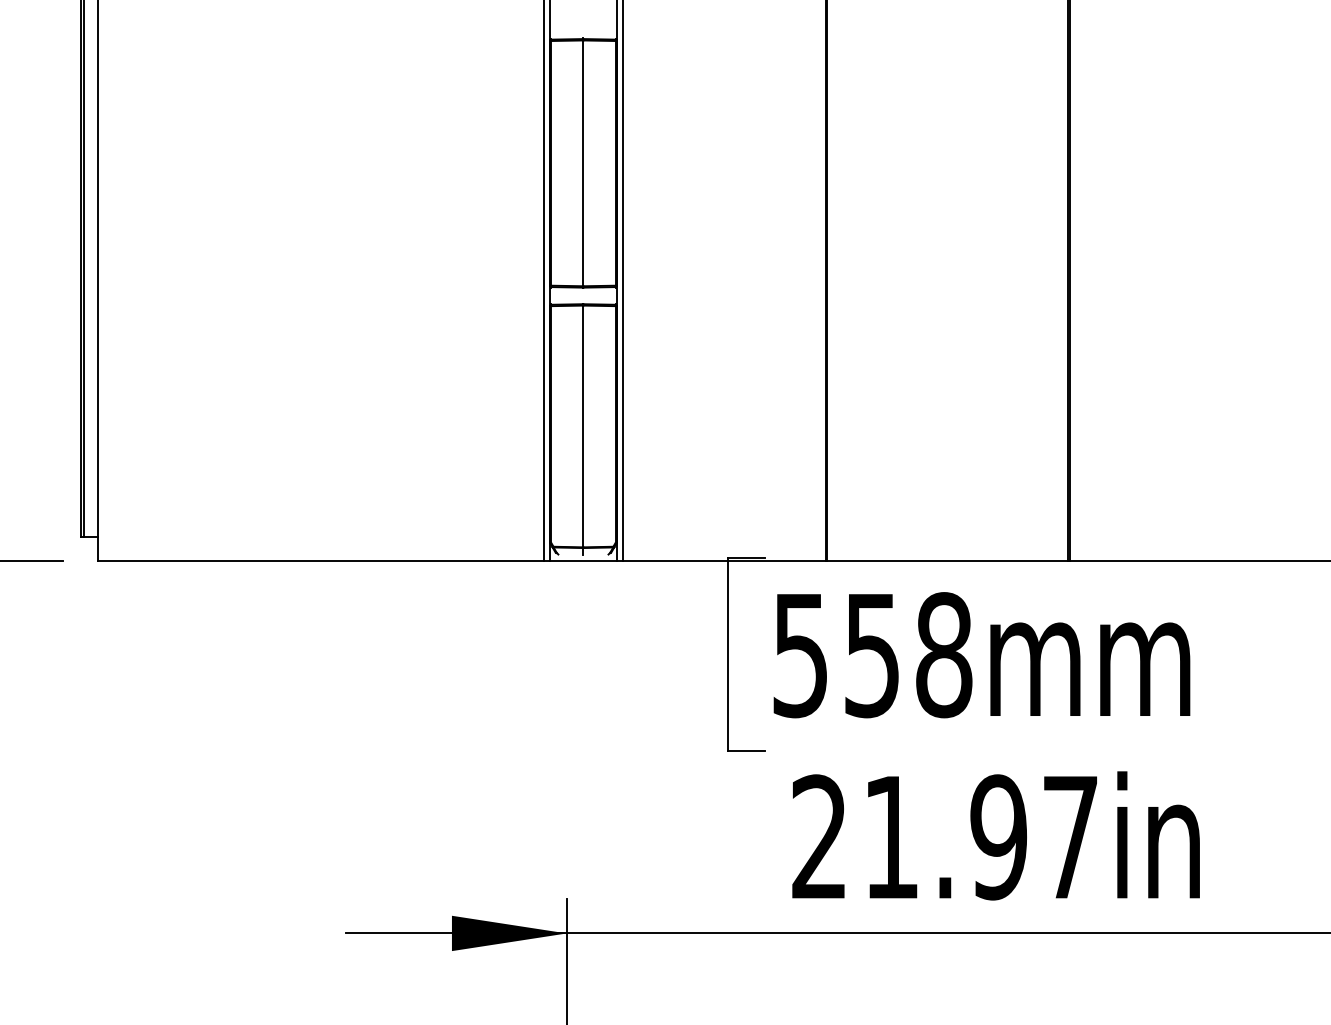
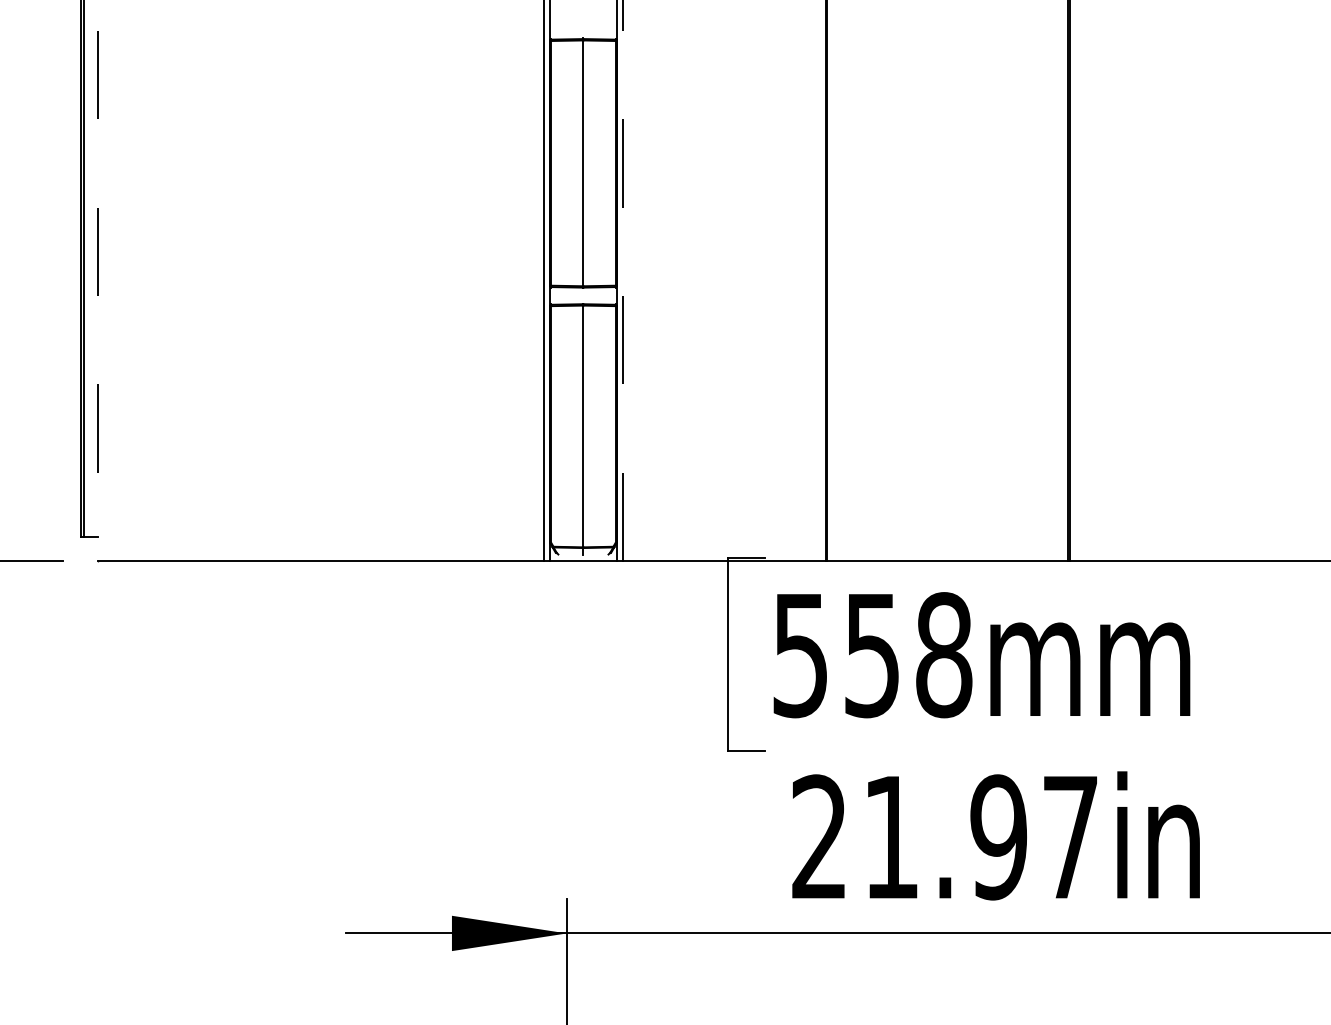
line: solid -> dashed (623, 280)
line: solid -> dashed (98, 281)
